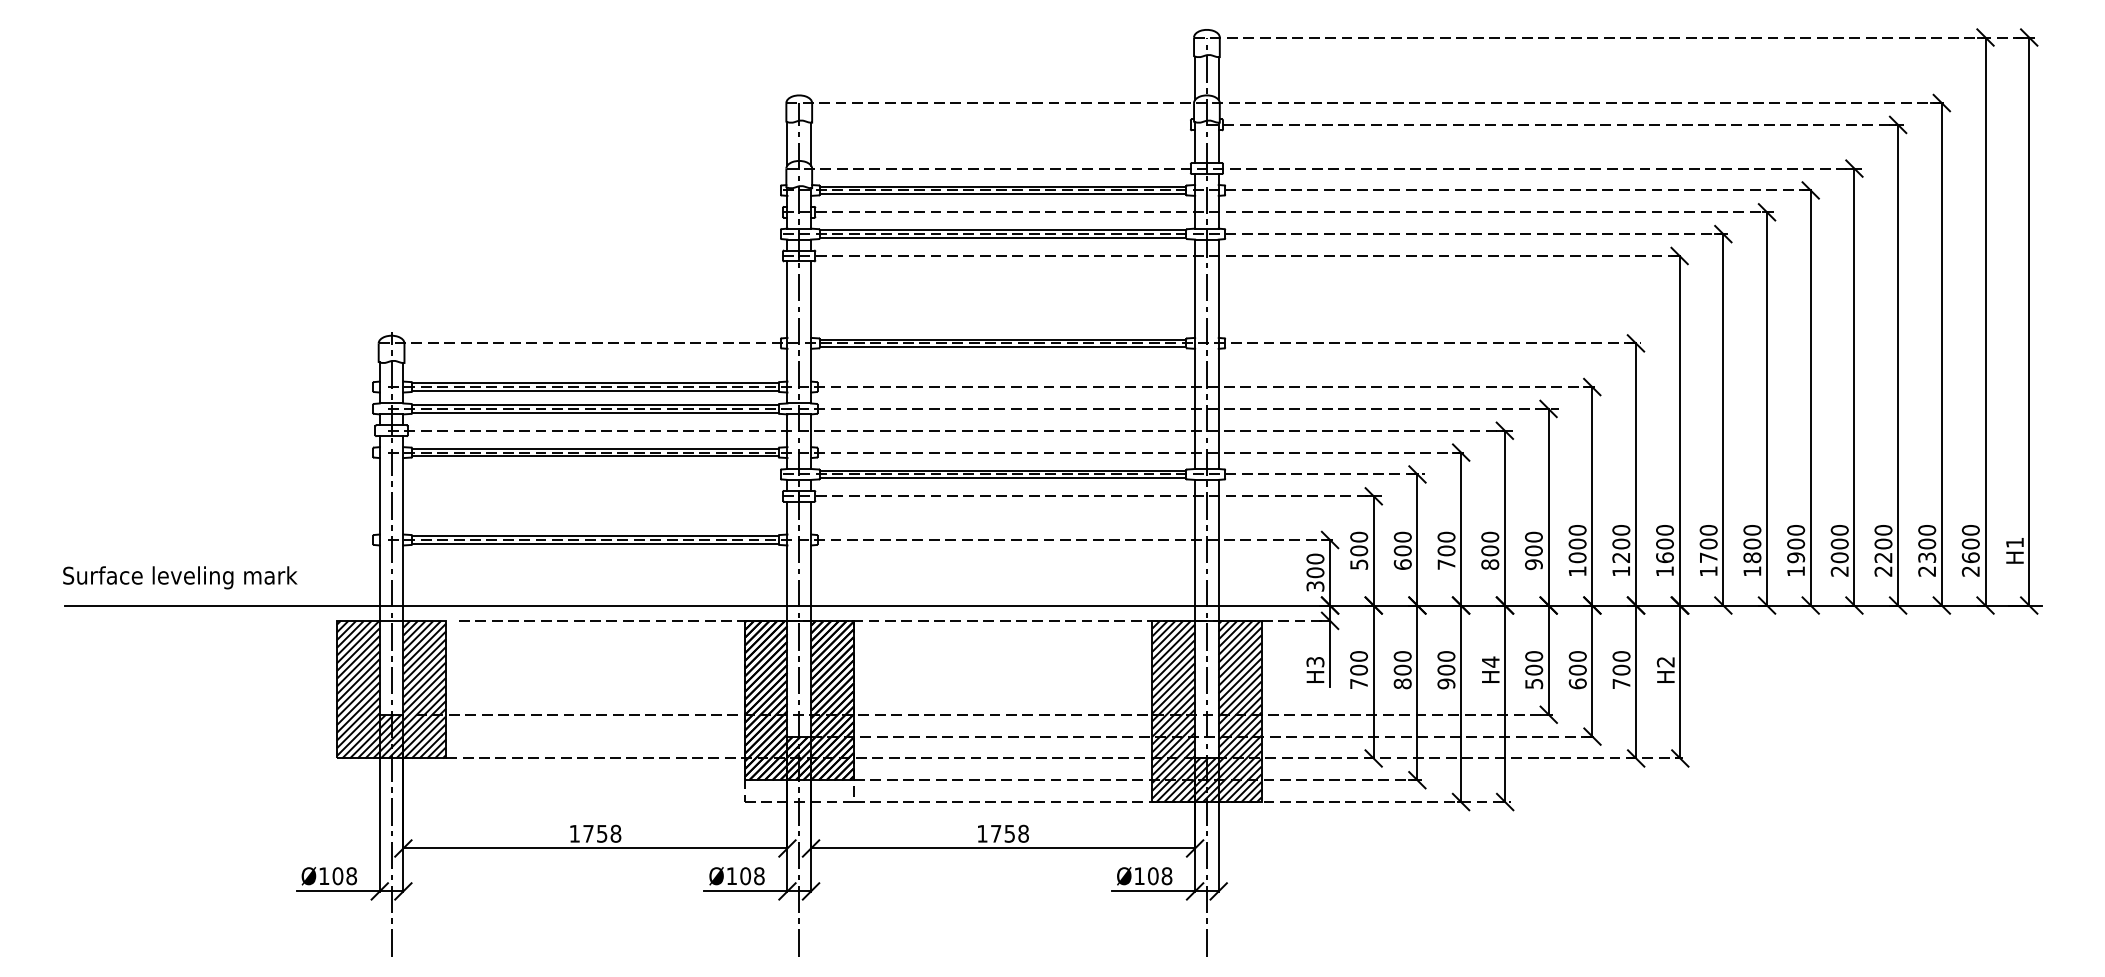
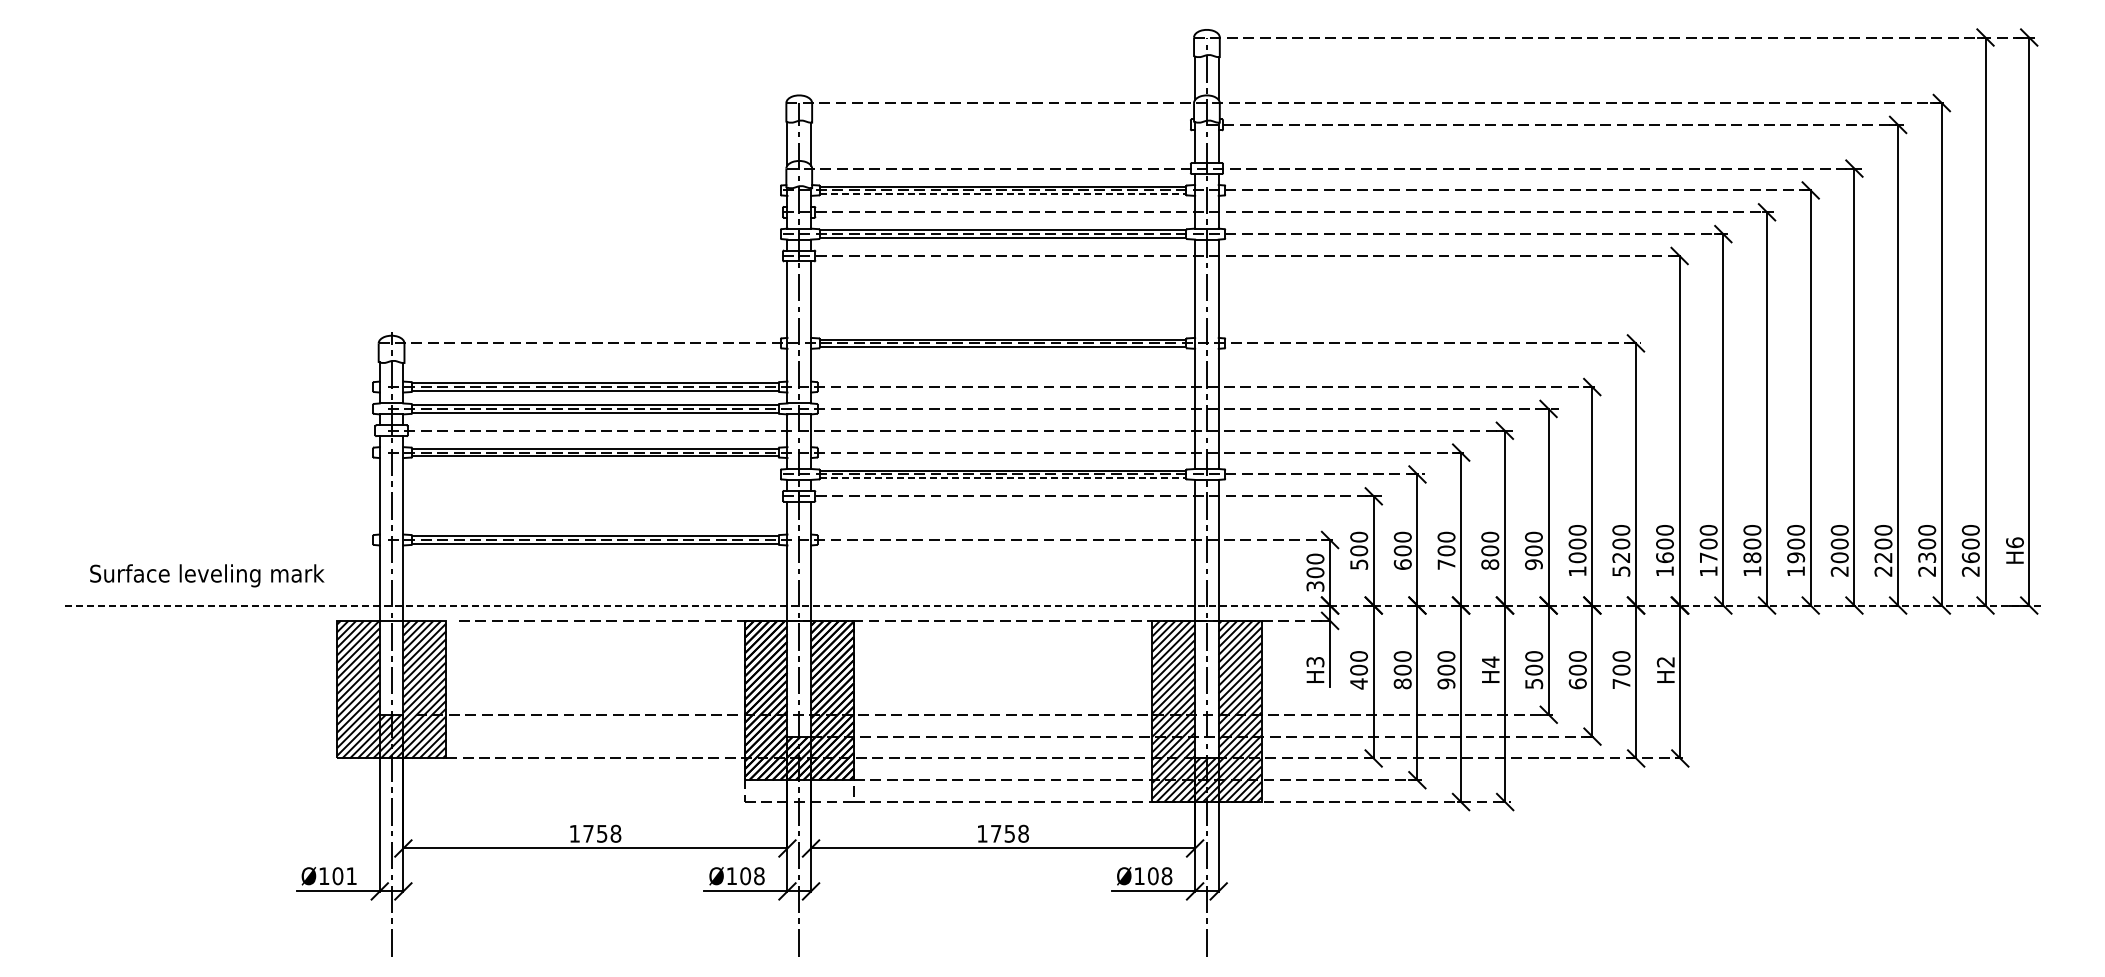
line: solid -> dashed (1003, 194)
line: solid -> dashed (1003, 478)
text: H1 -> H6 (2014, 542)
text: 1200 -> 5200 (1621, 571)
text position: (180, 577) -> (207, 575) (207, 575)
line: solid -> dashed (1053, 605)
text: 700 -> 400 (1358, 683)
text: Ø108 -> Ø101 (351, 876)
